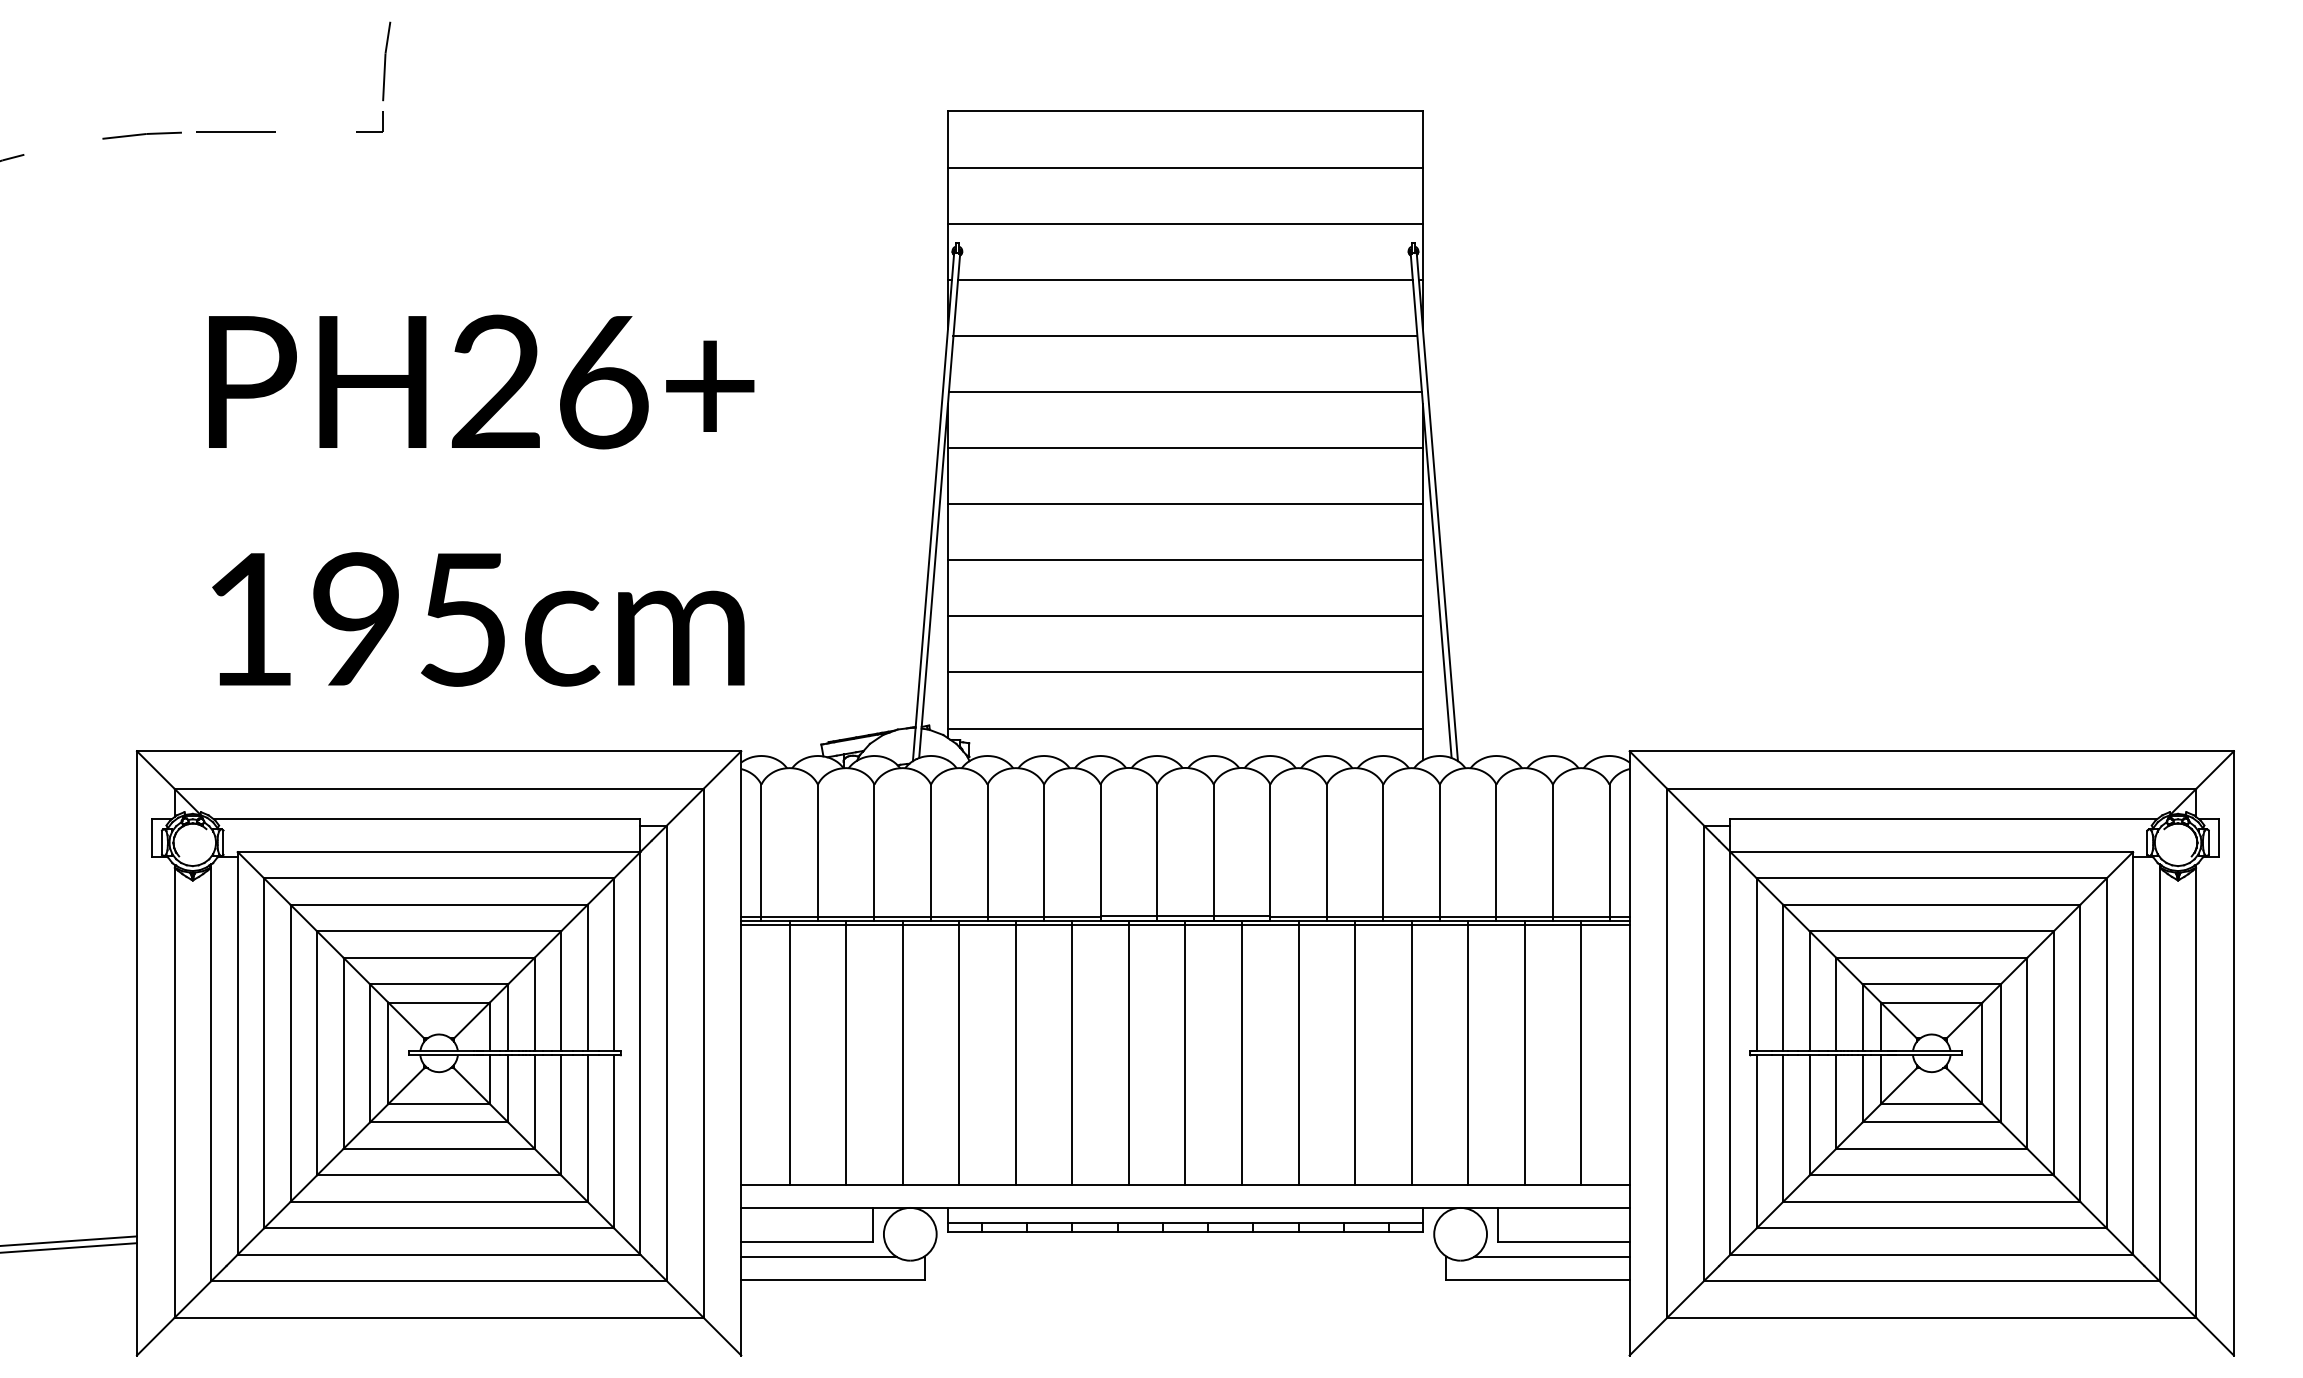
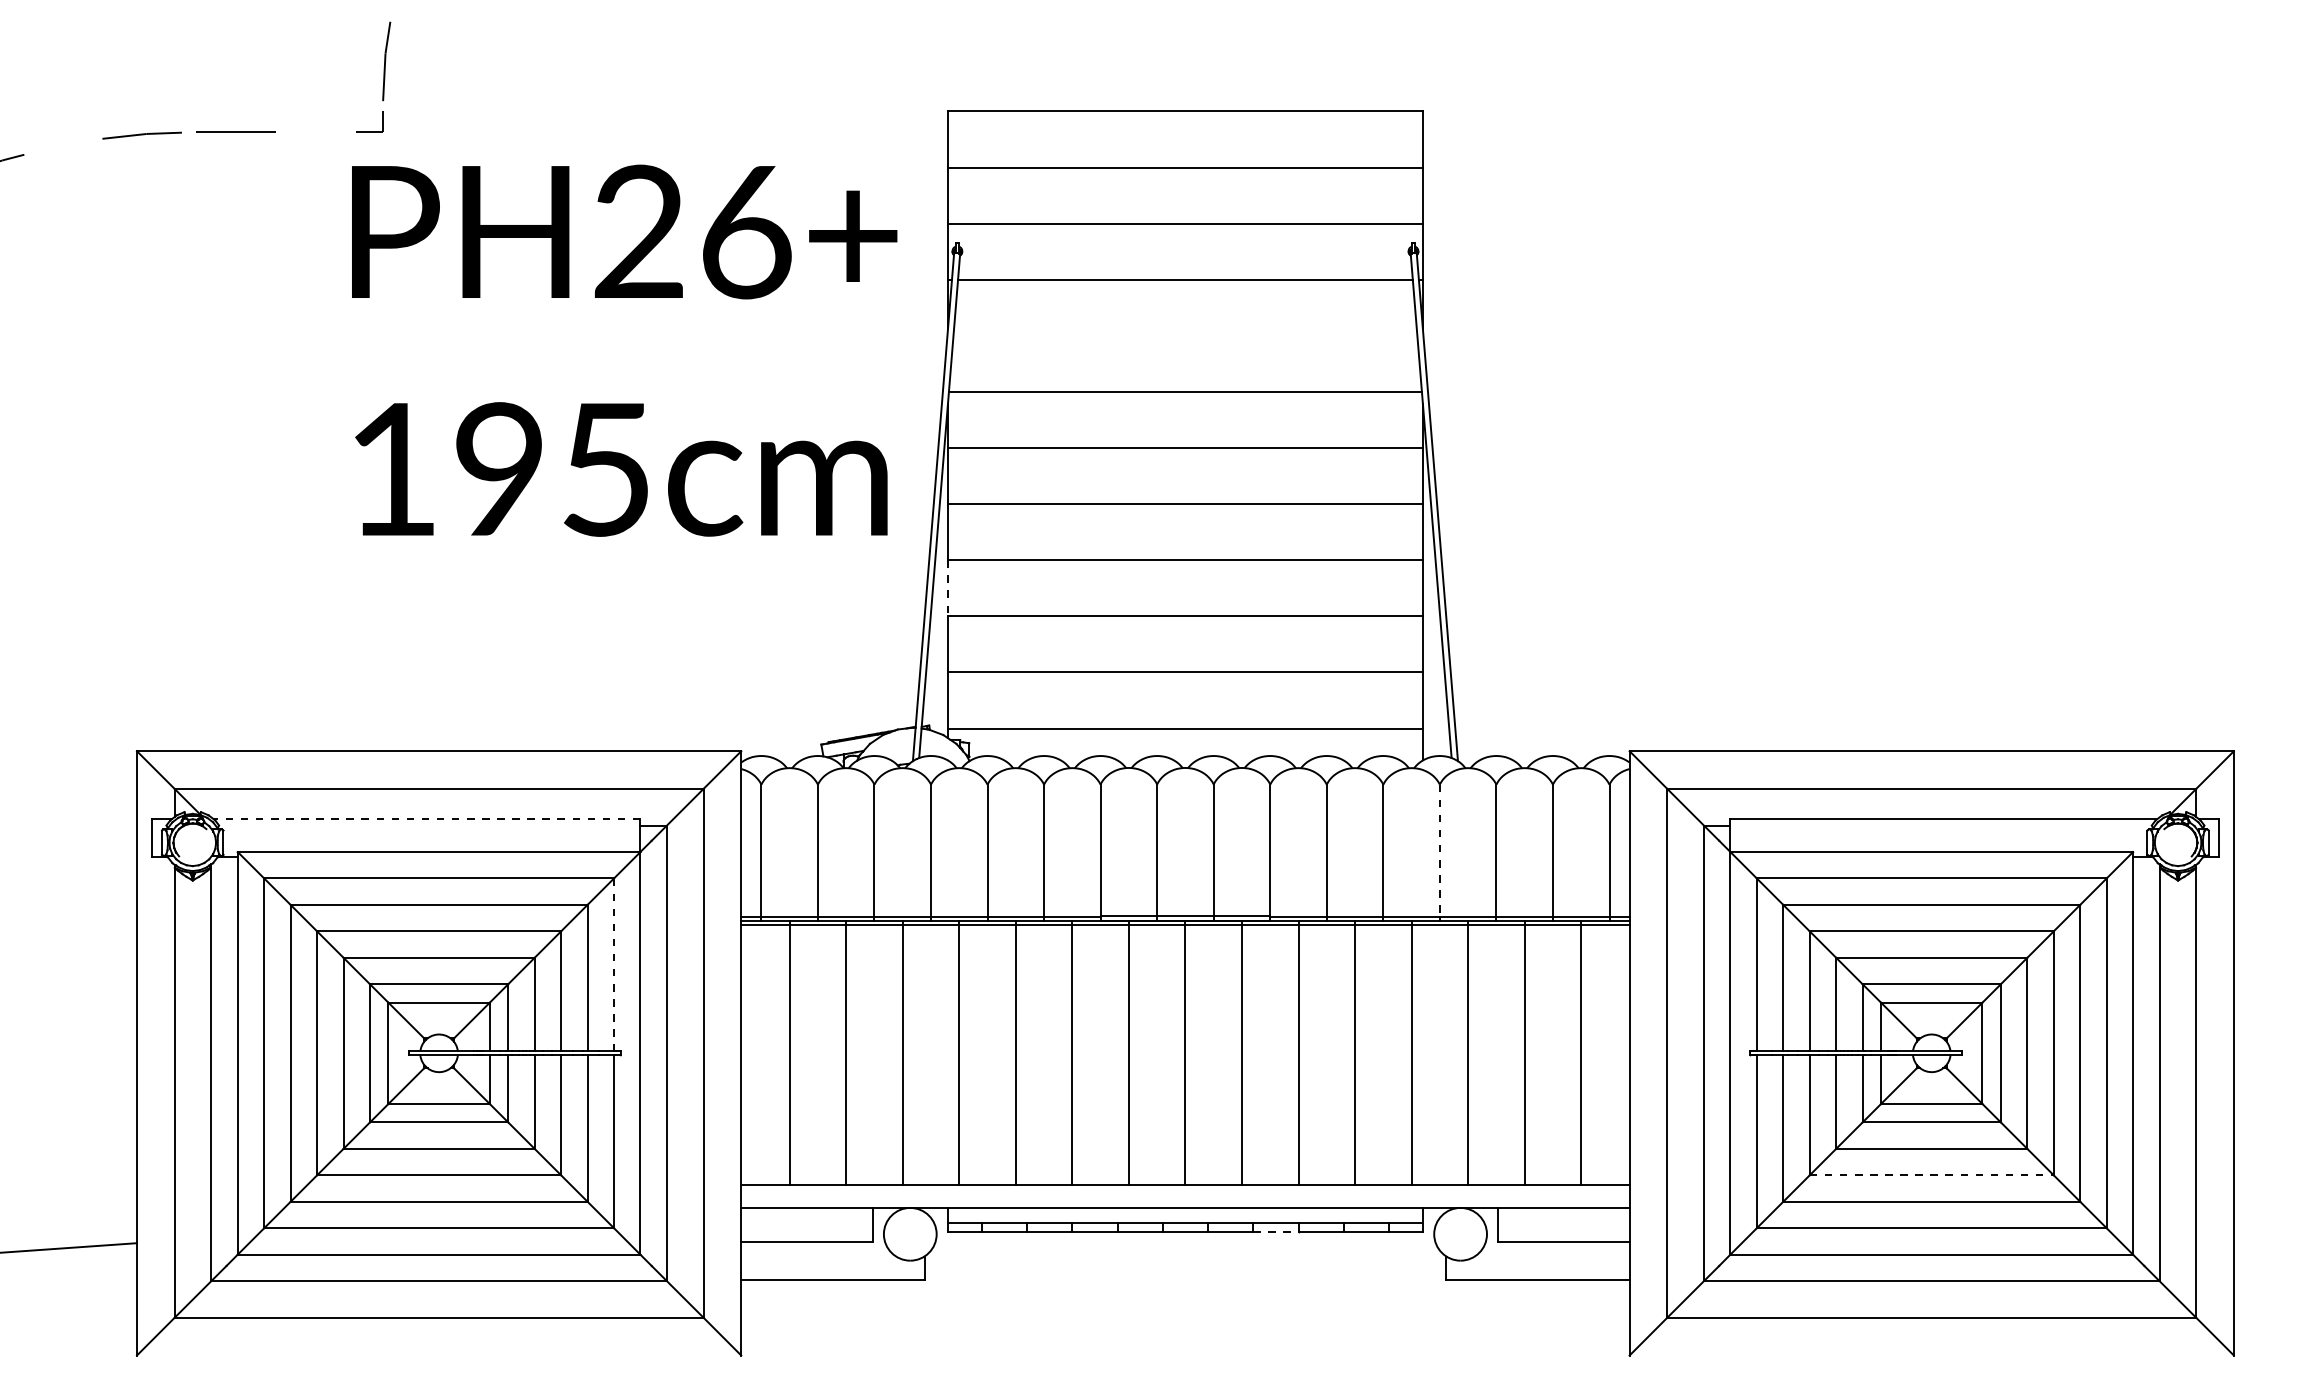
line: present -> none (1185, 335)
text position: (481, 500) -> (624, 350) (624, 350)
line: solid -> dashed (947, 588)
line: solid -> dashed (426, 819)
line: solid -> dashed (1439, 851)
line: solid -> dashed (614, 964)
line: solid -> dashed (1931, 1175)
line: solid -> dashed (1275, 1232)
line: present -> none (69, 1240)
line: present -> none (818, 1256)
line: present -> none (1551, 1256)
